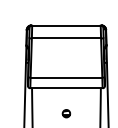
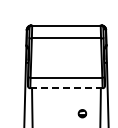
line: solid -> dashed (66, 88)
part position: (66, 113) -> (82, 113) (82, 113)
